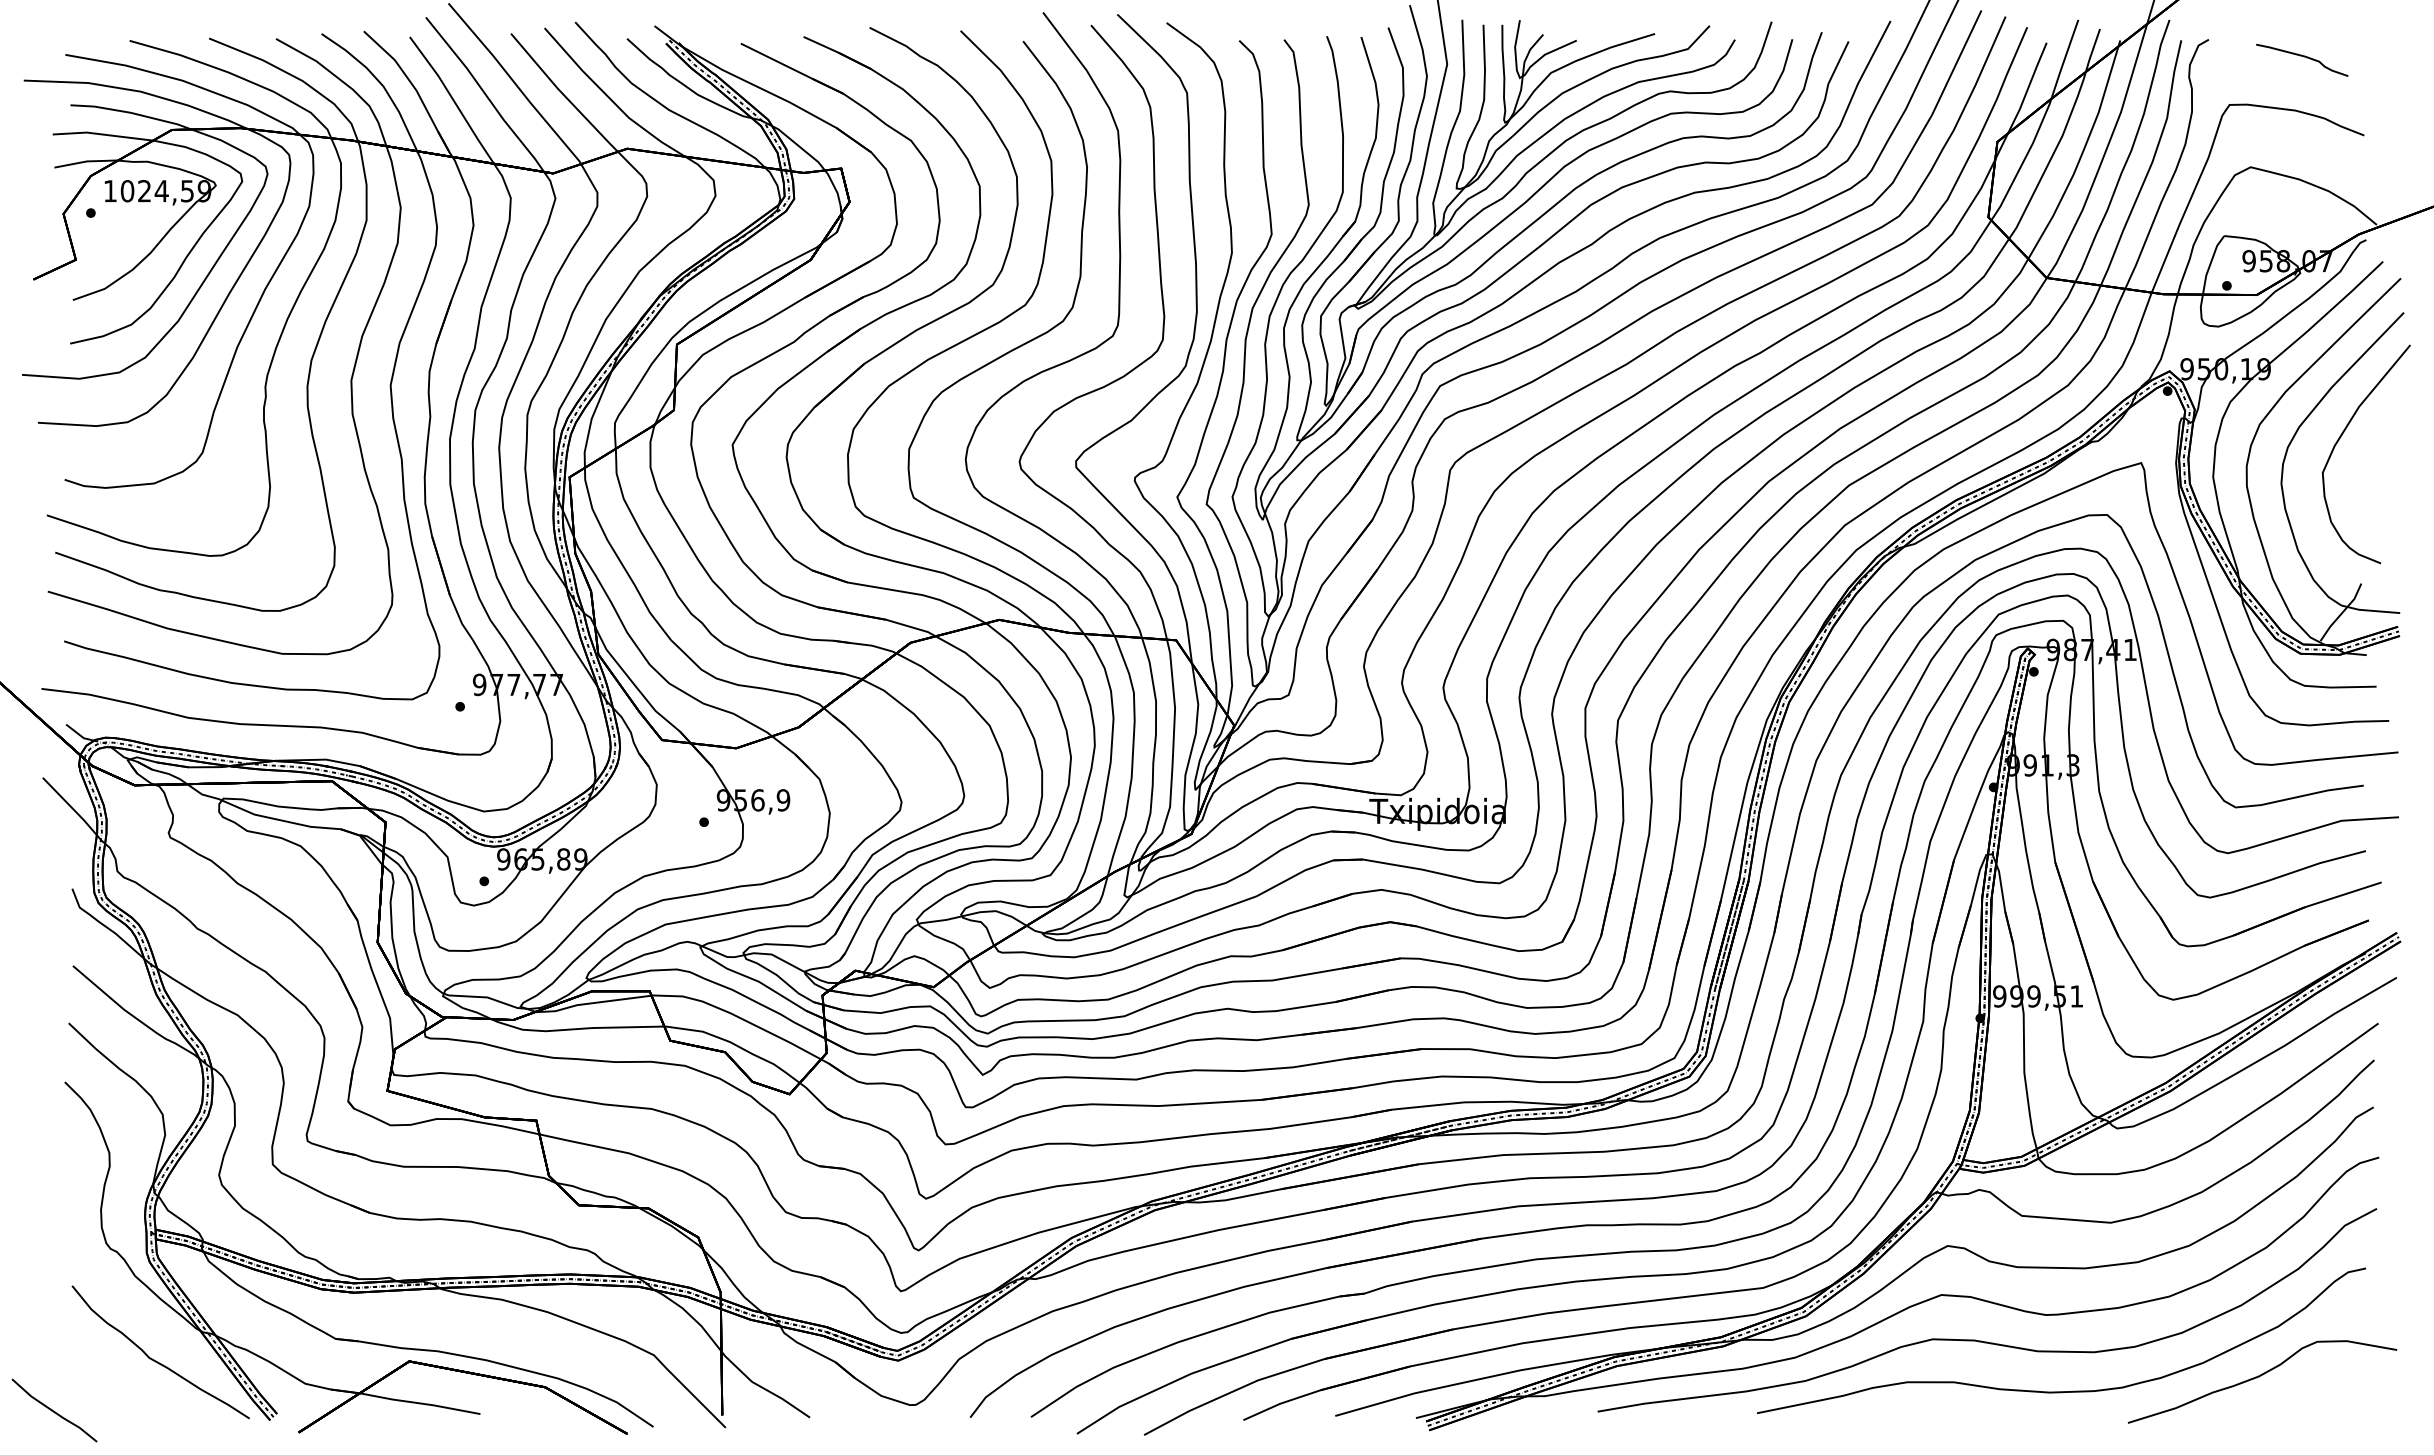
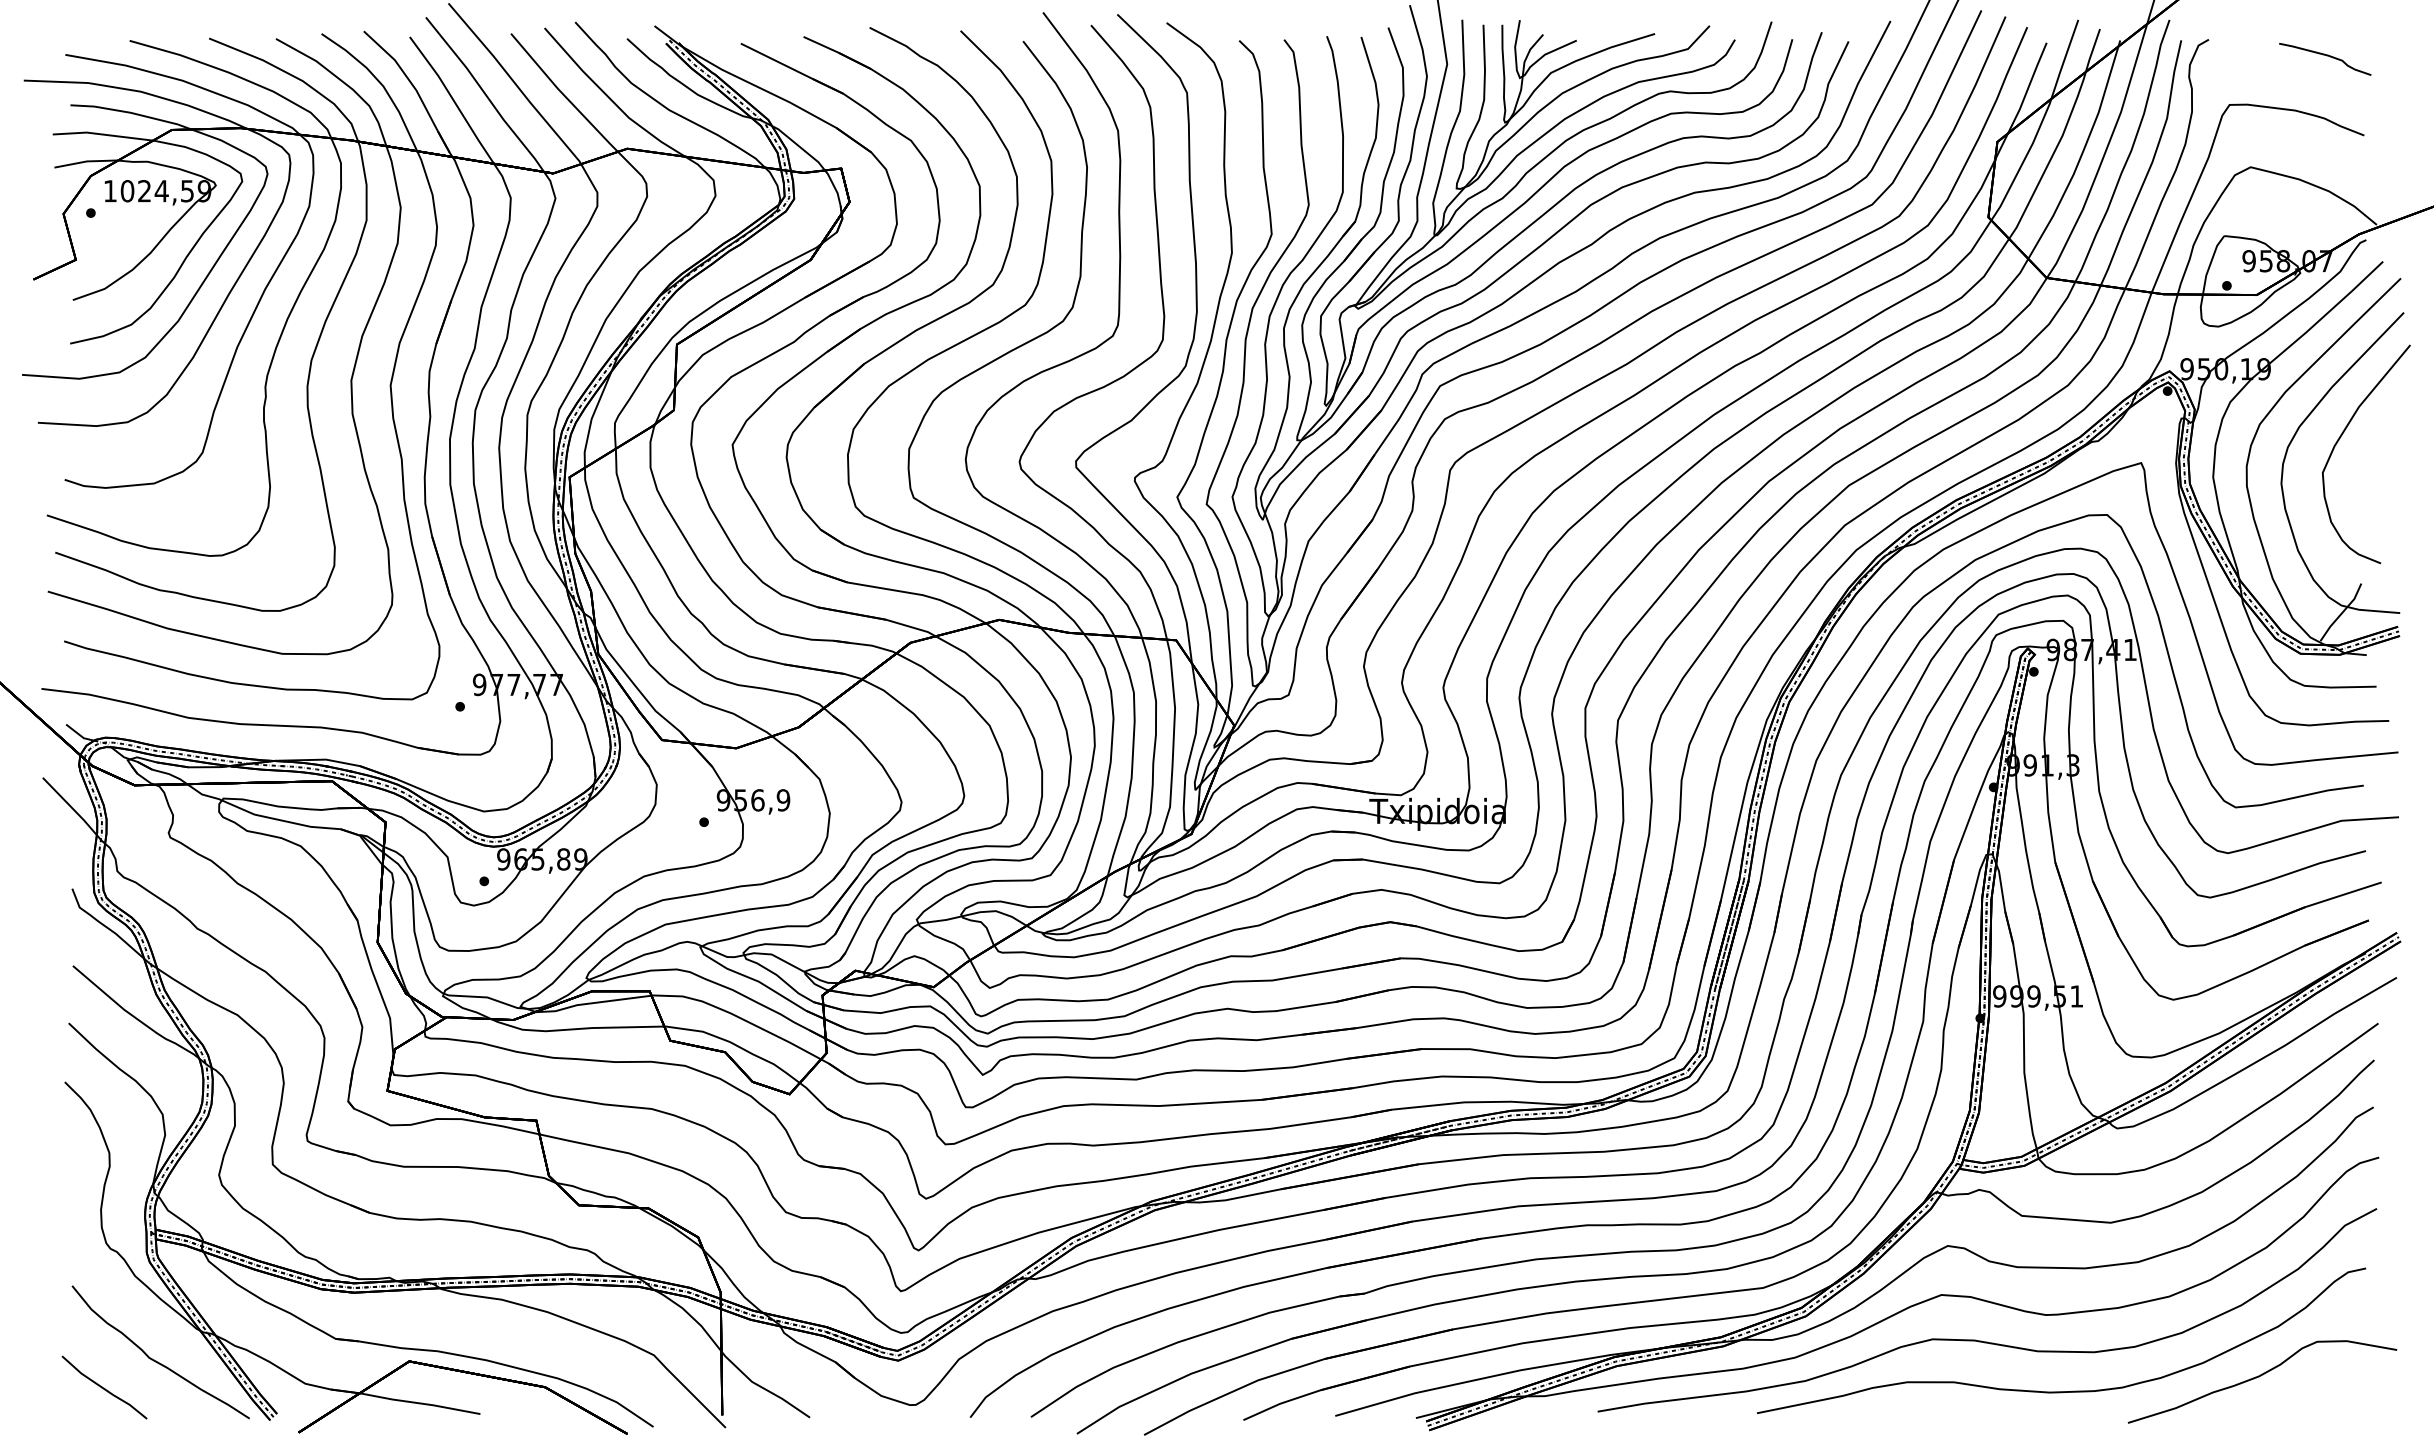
curve position: (2303, 57) -> (2326, 56) (2326, 56)
line position: (53, 1410) -> (103, 1387) (103, 1387)
